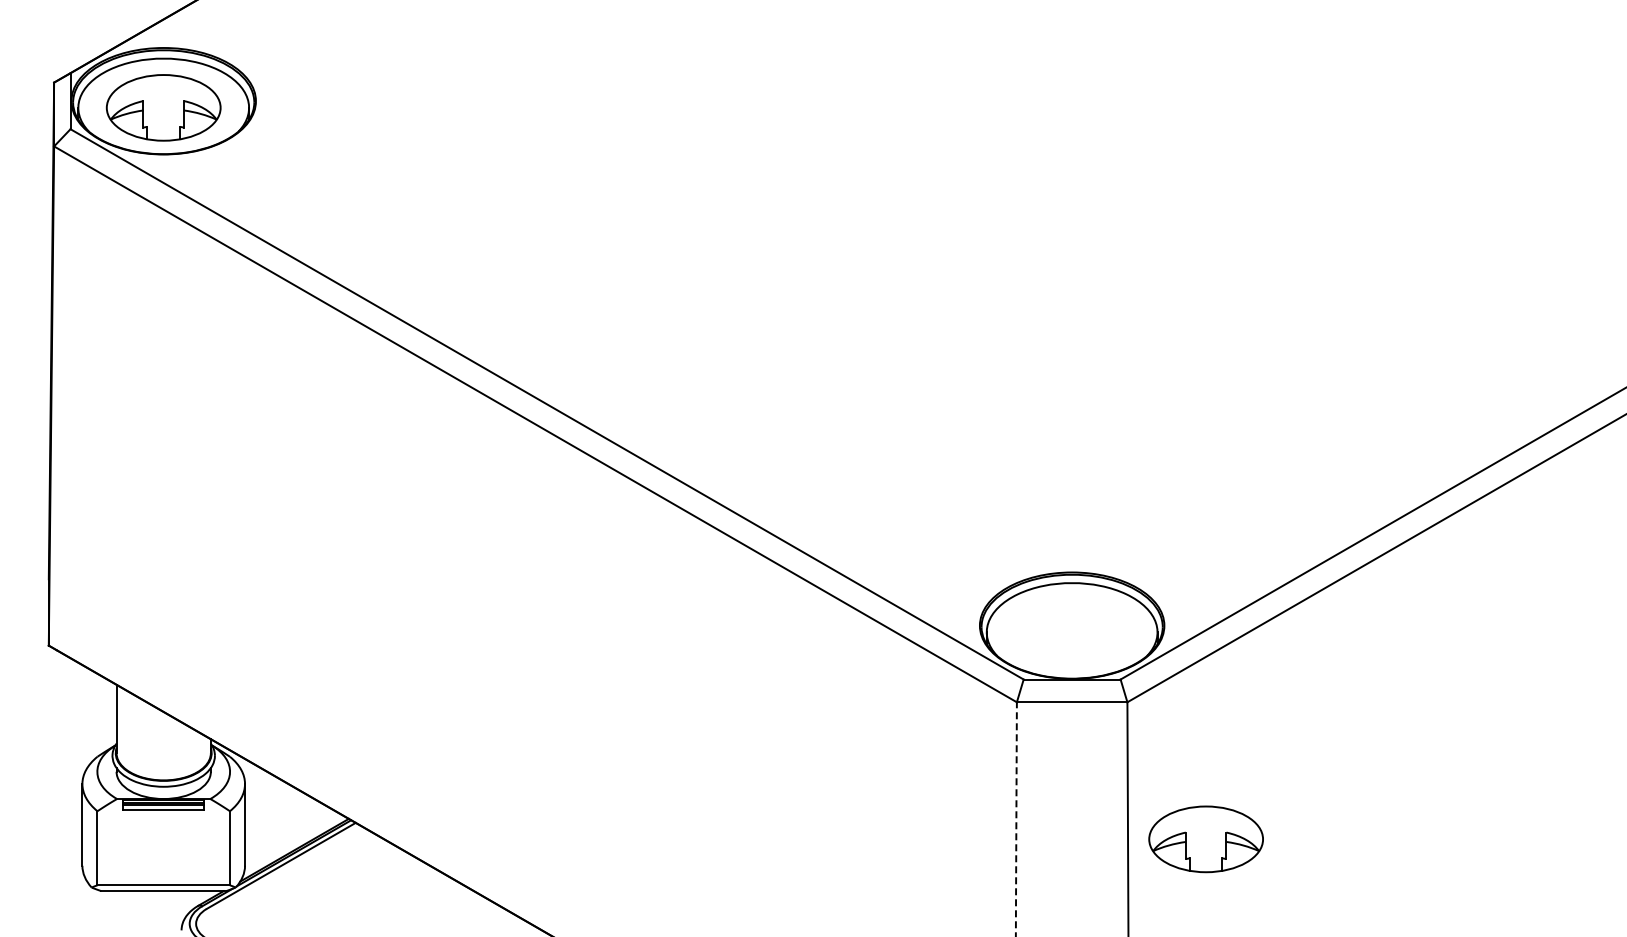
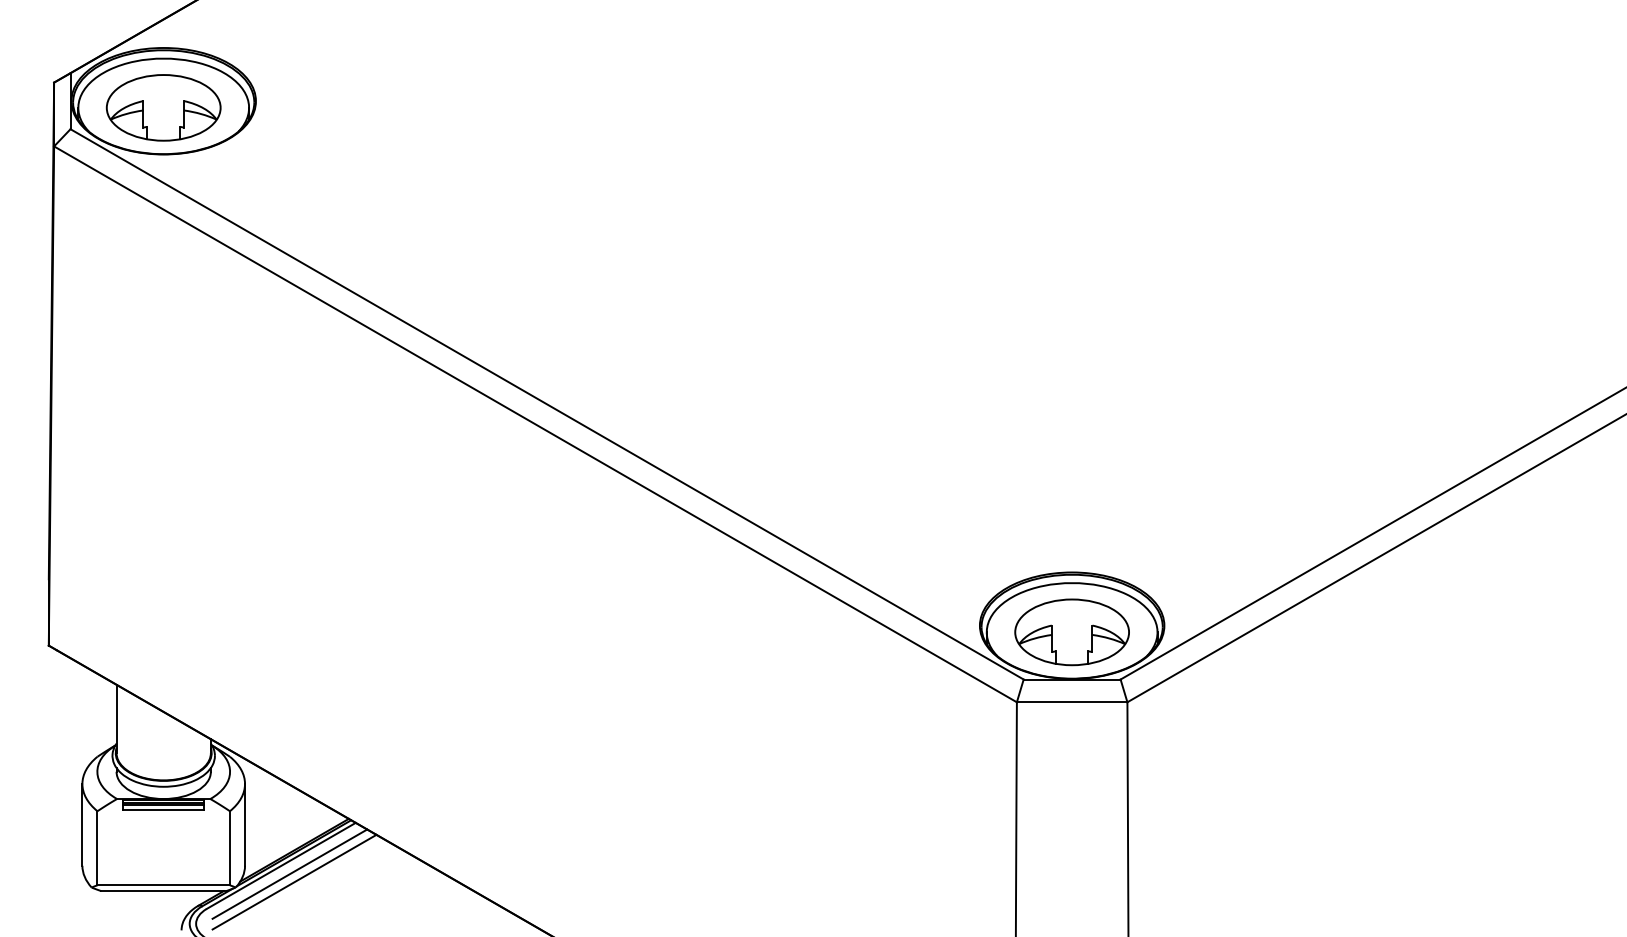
line: dashed -> solid (1016, 819)
part position: (1205, 839) -> (1071, 632) (1071, 632)
line: none -> present (289, 873)
line: none -> present (294, 881)
